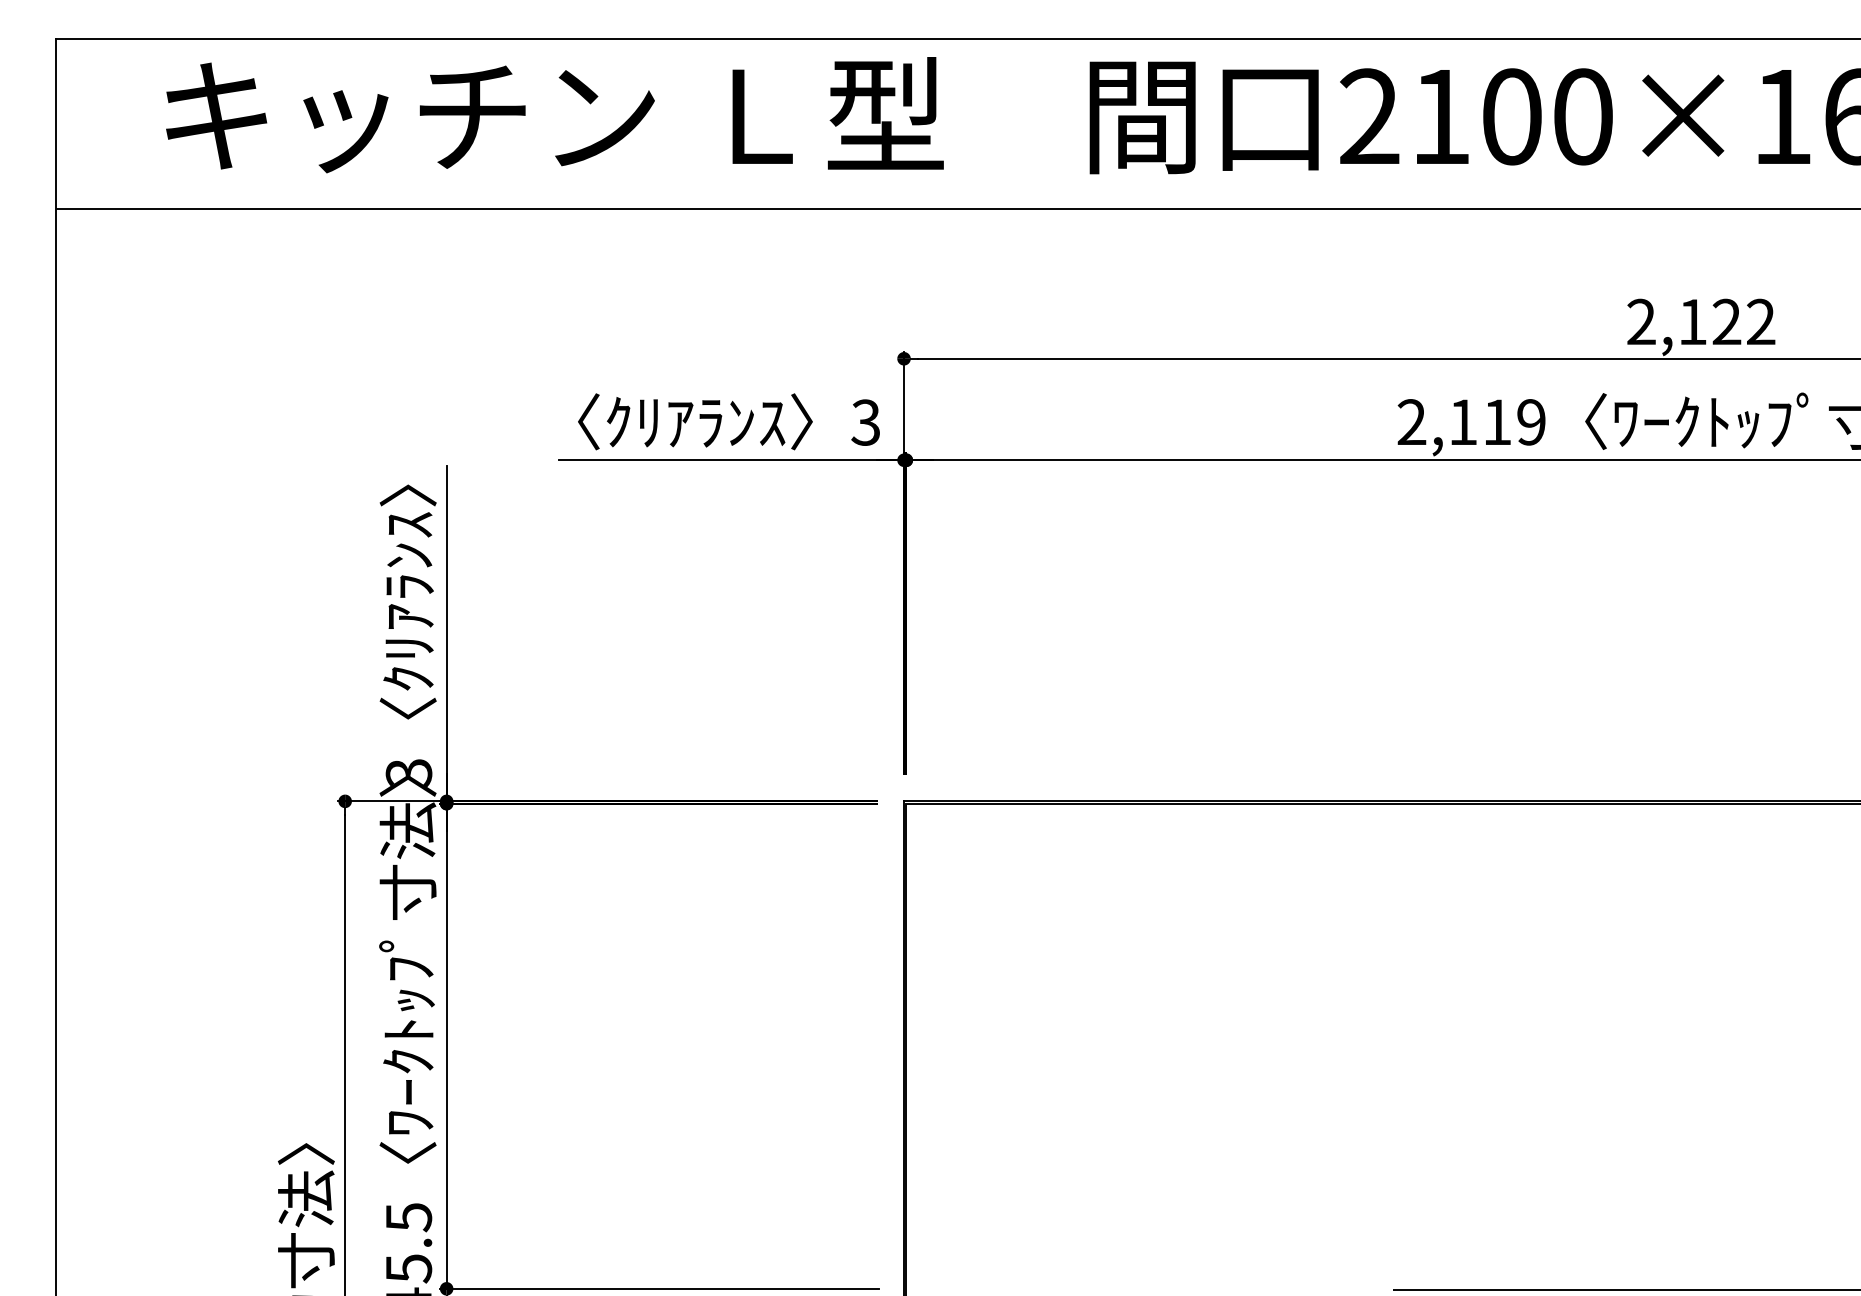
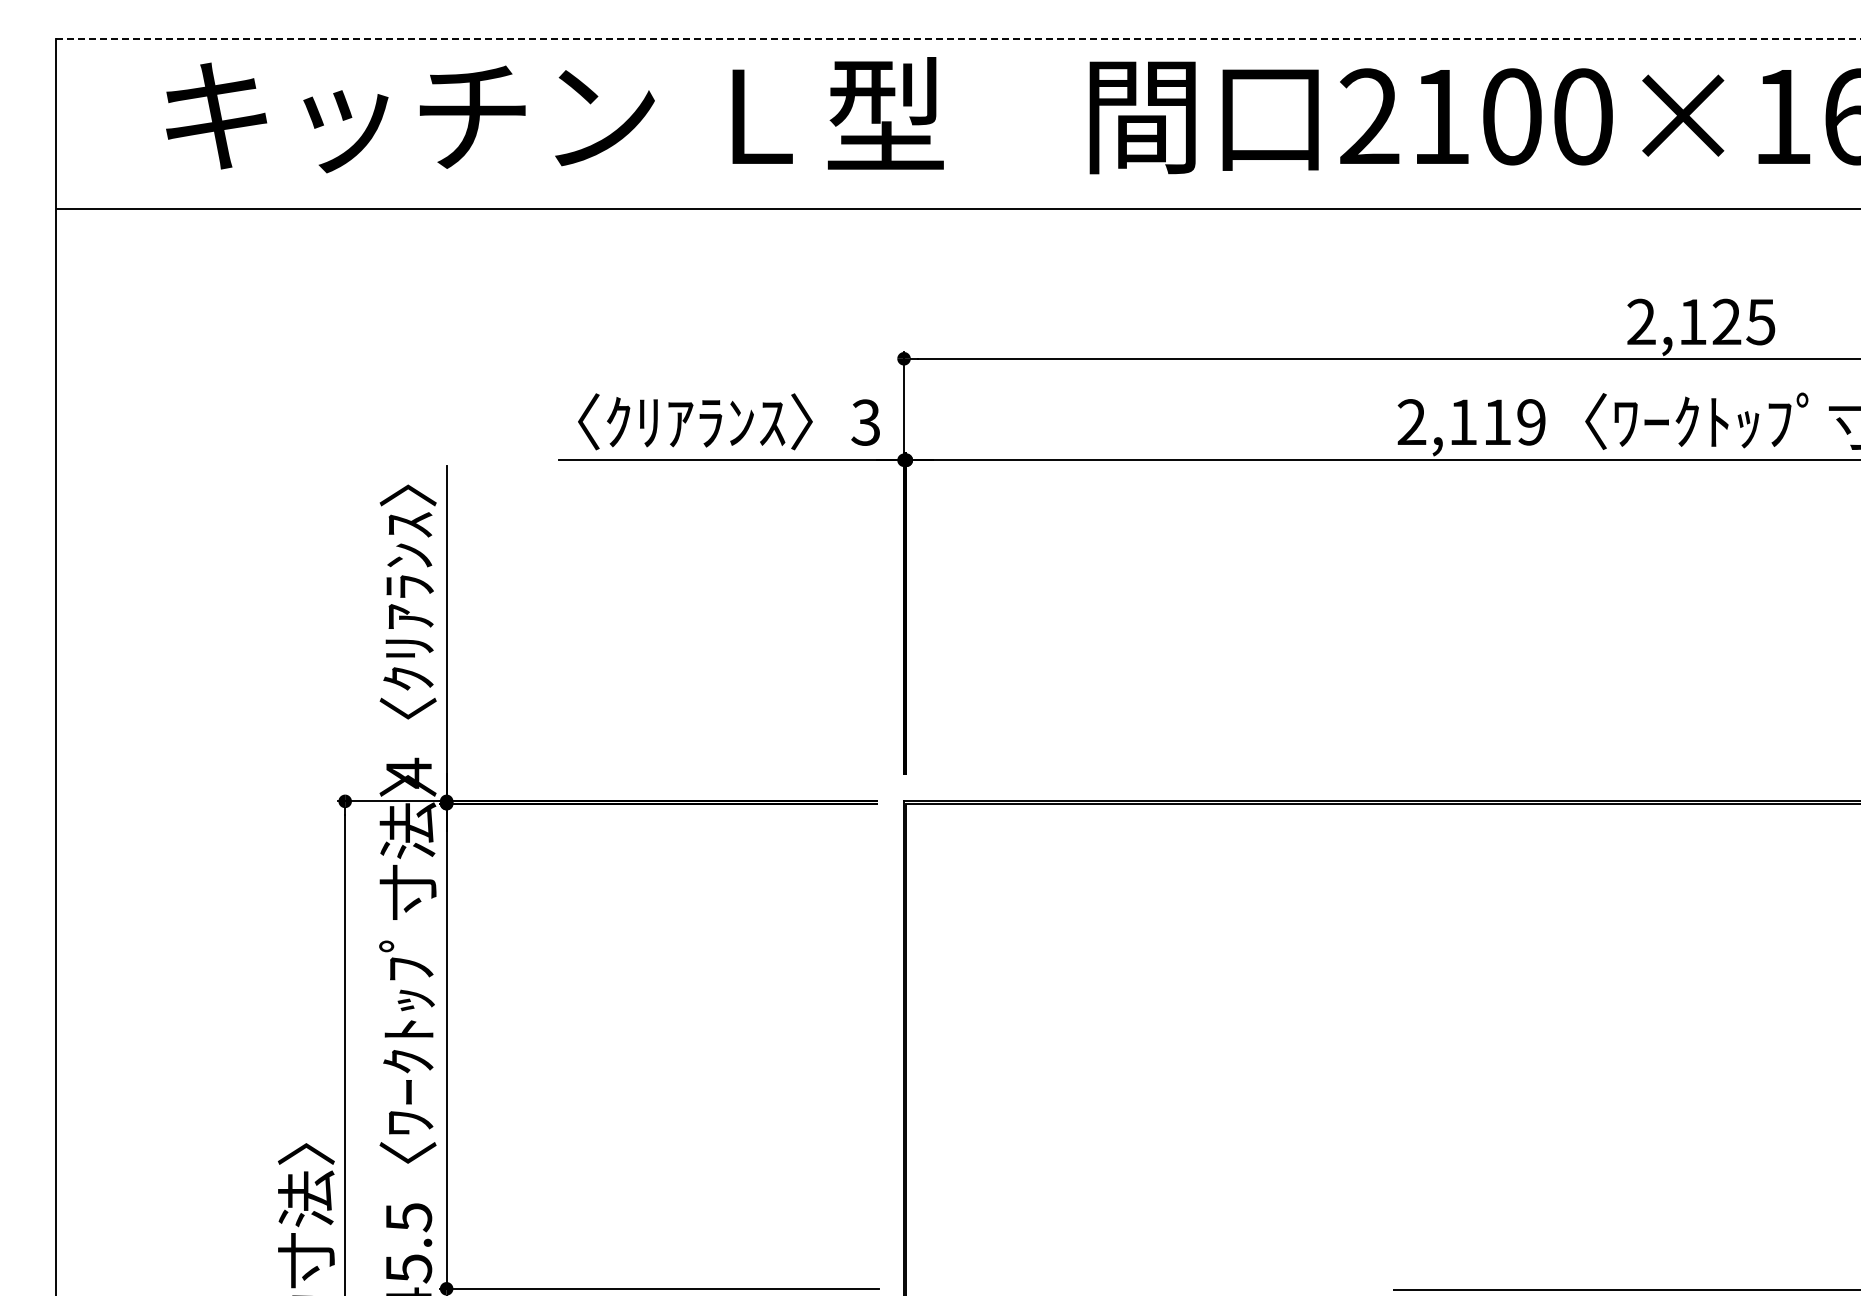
line: solid -> dashed (958, 38)
text: 2,122 -> 2,125 (1760, 321)
text: 3 -> 4 (408, 772)
